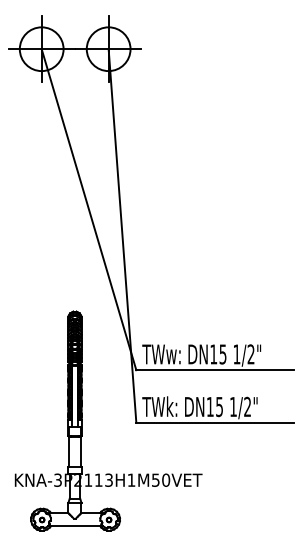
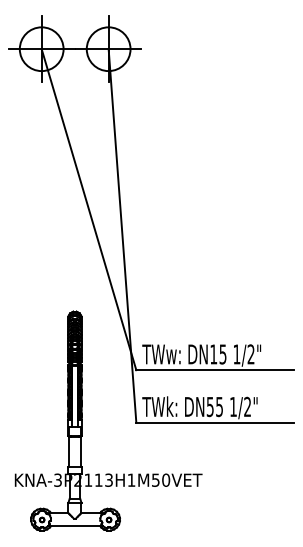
text: DN15 -> DN55 (209, 407)
